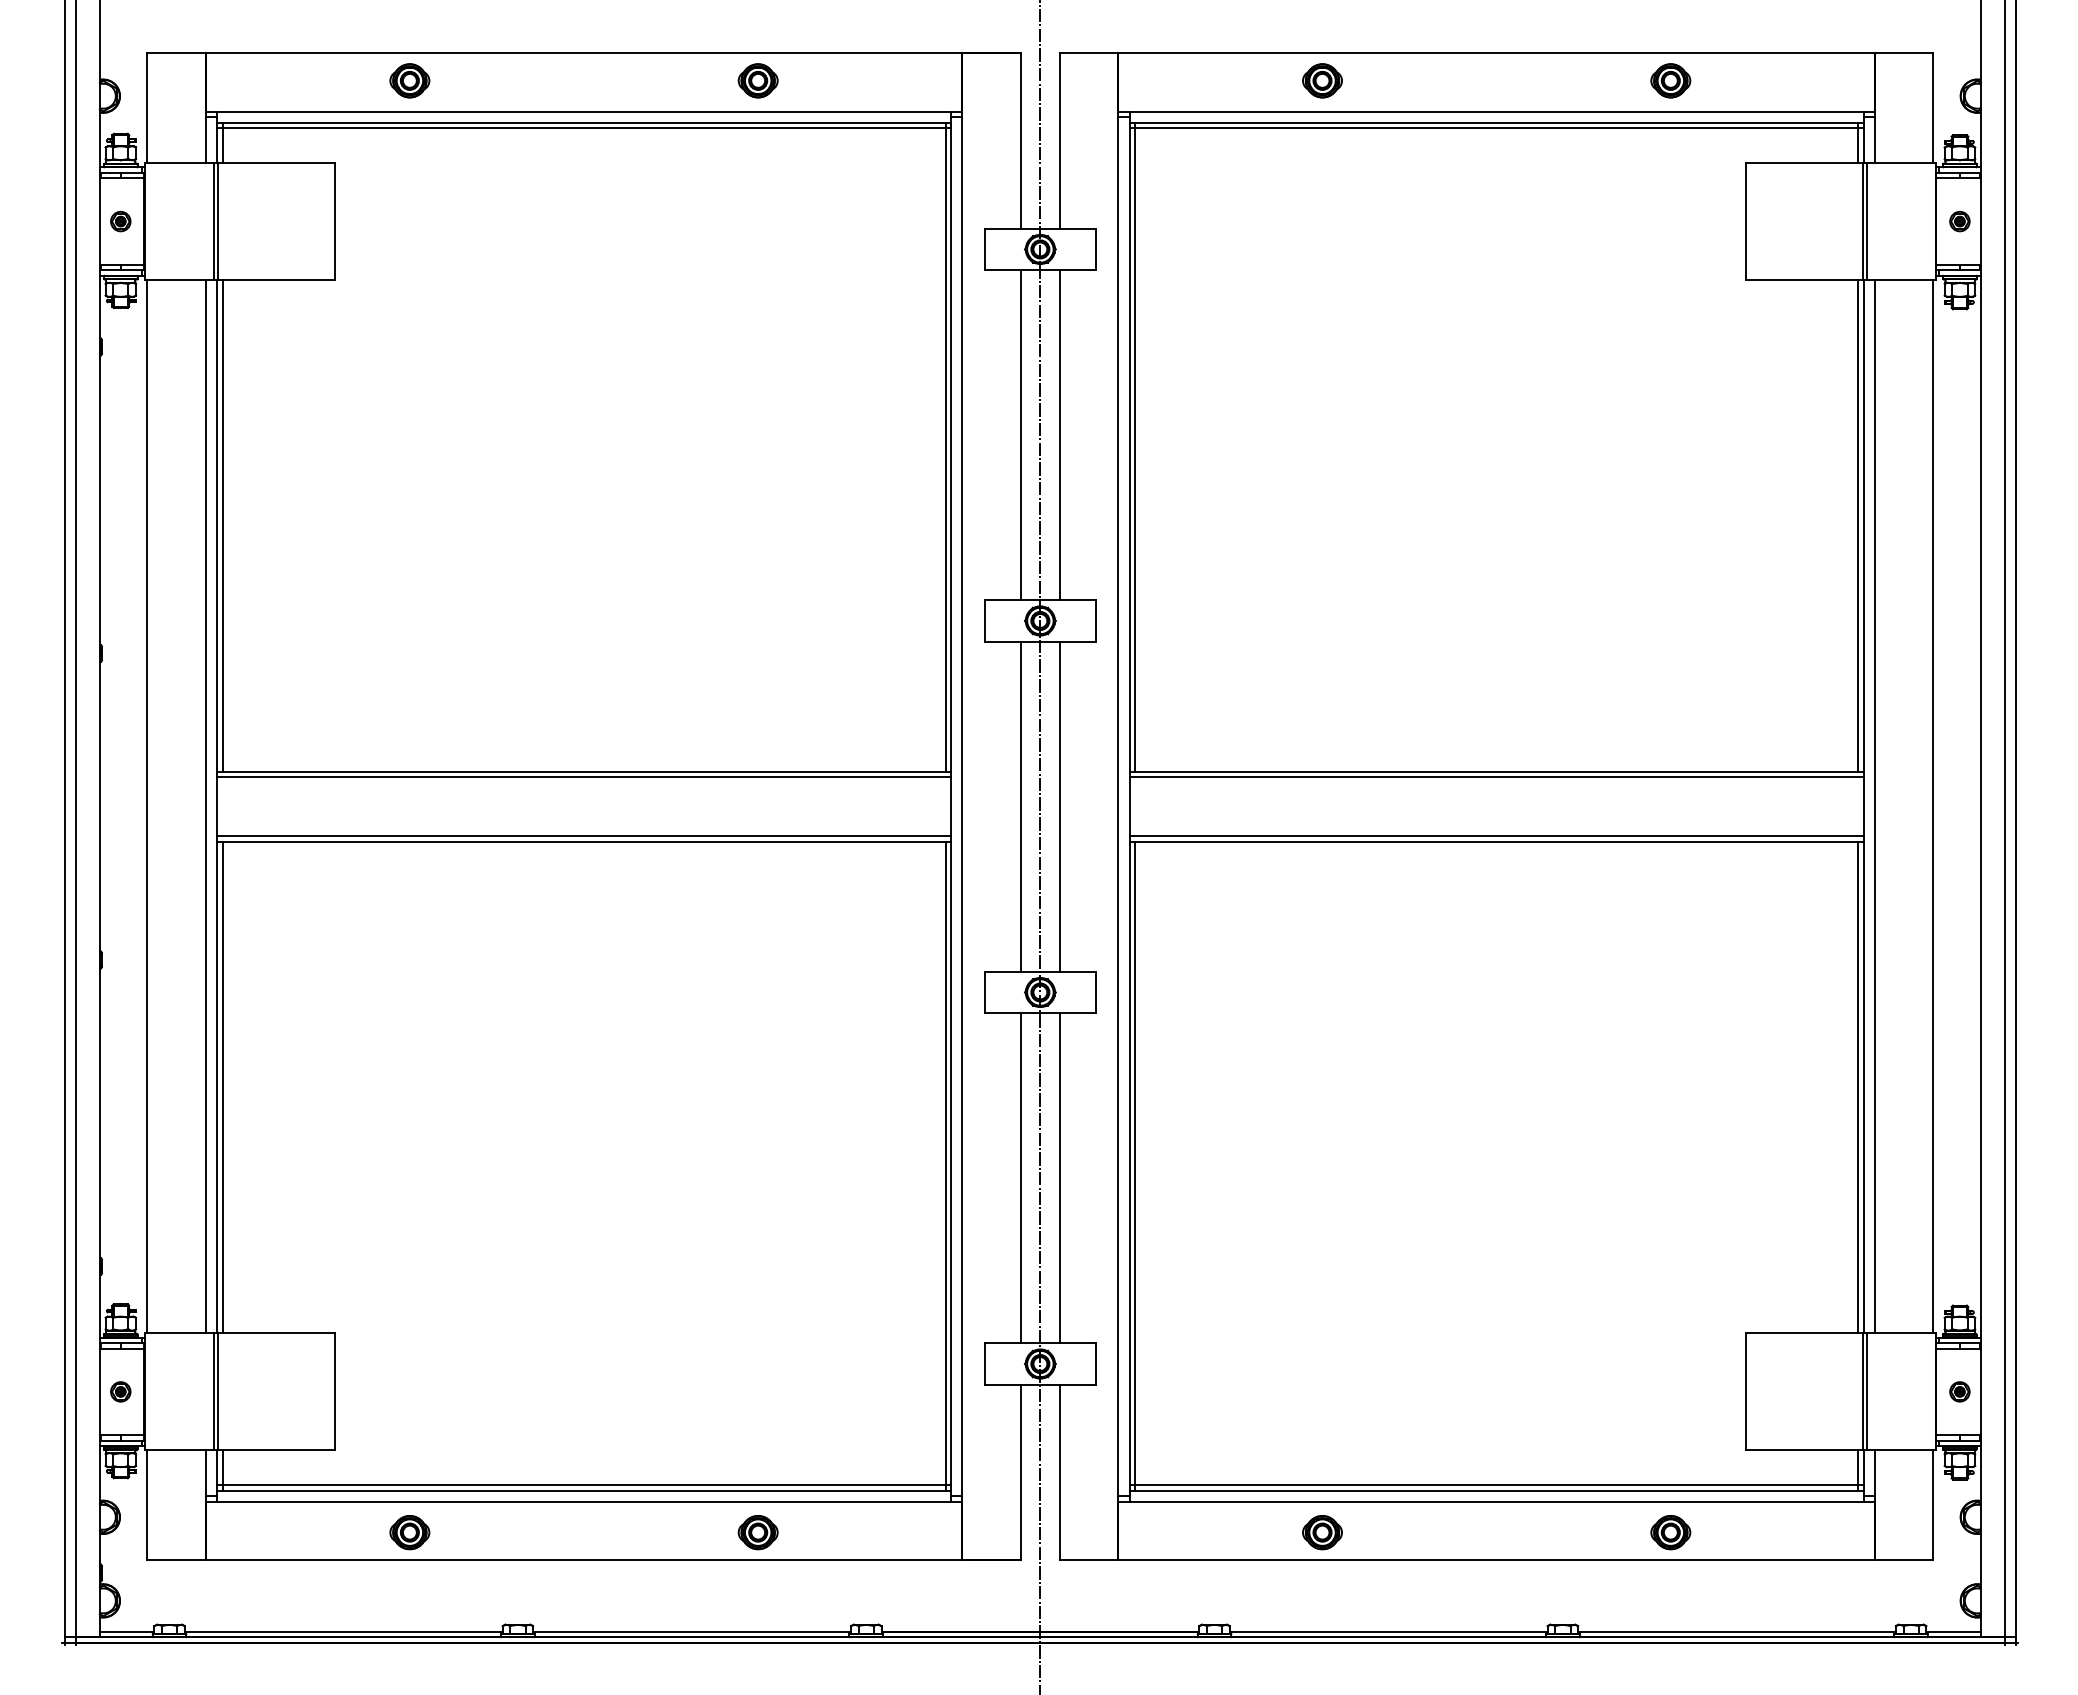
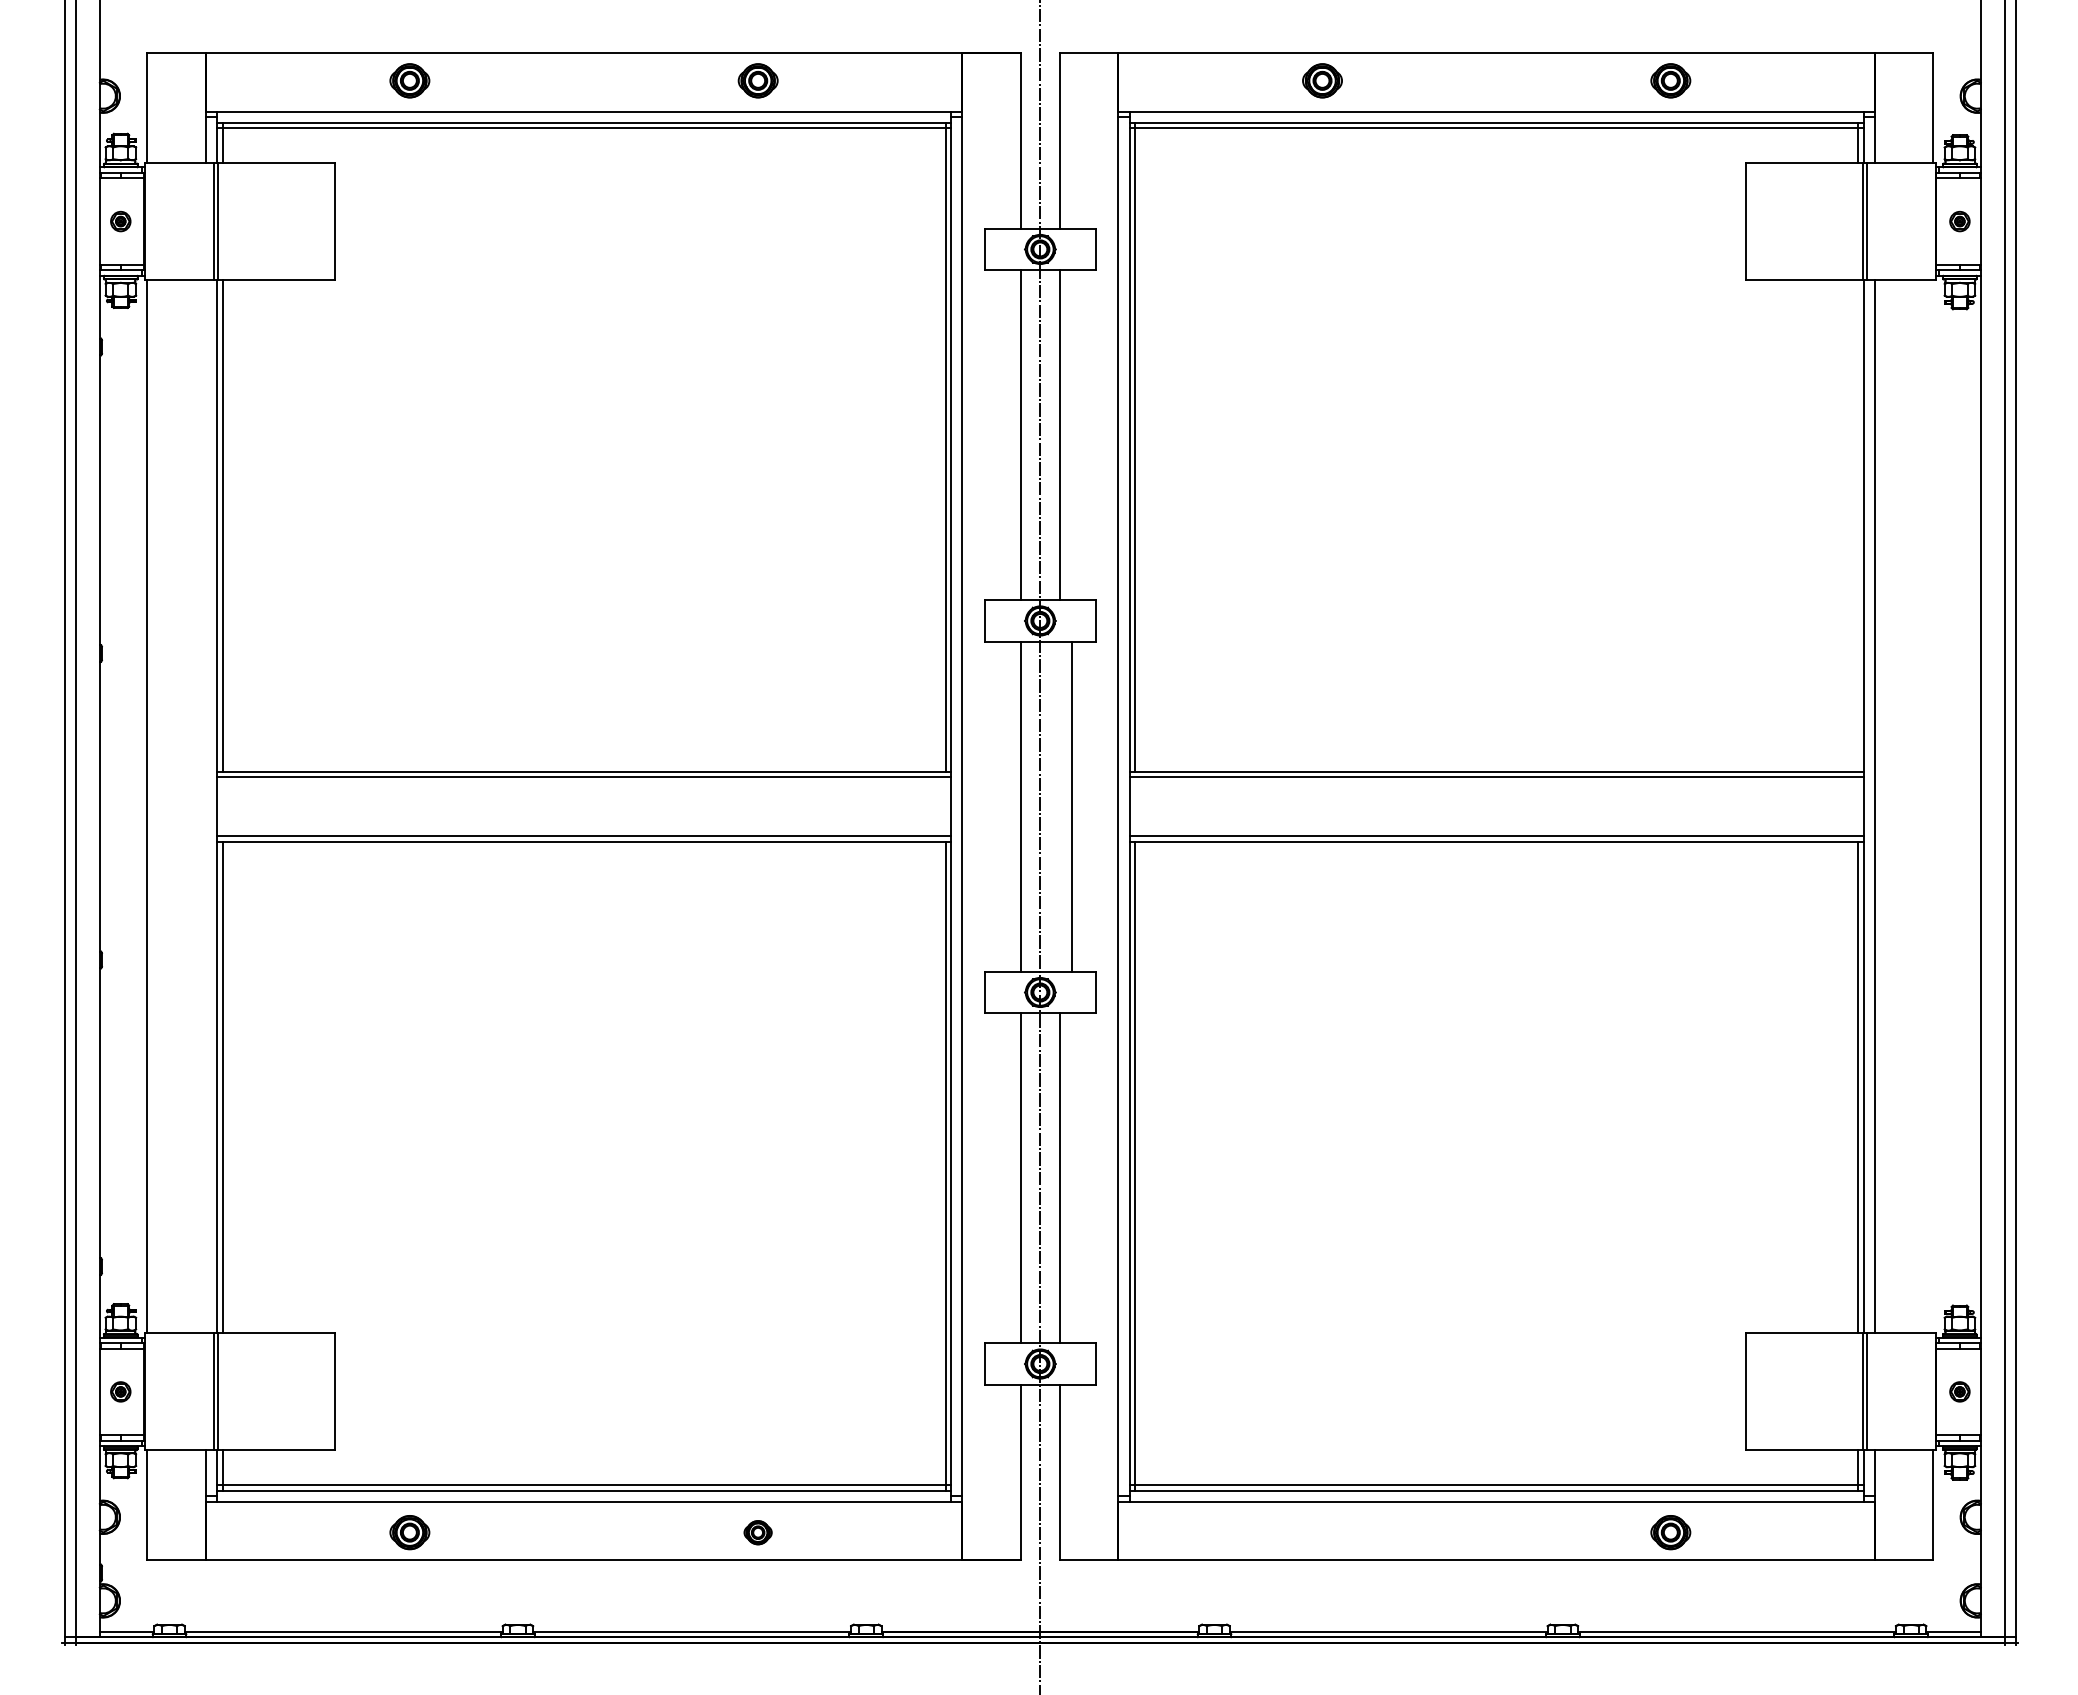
line: present -> none (1858, 525)
line: present -> none (205, 806)
line position: (1059, 806) -> (1071, 806) (1071, 806)
line: present -> none (1933, 806)
part size: 42x36 px -> 30x26 px (757, 1532)
part: present -> none (1322, 1532)
